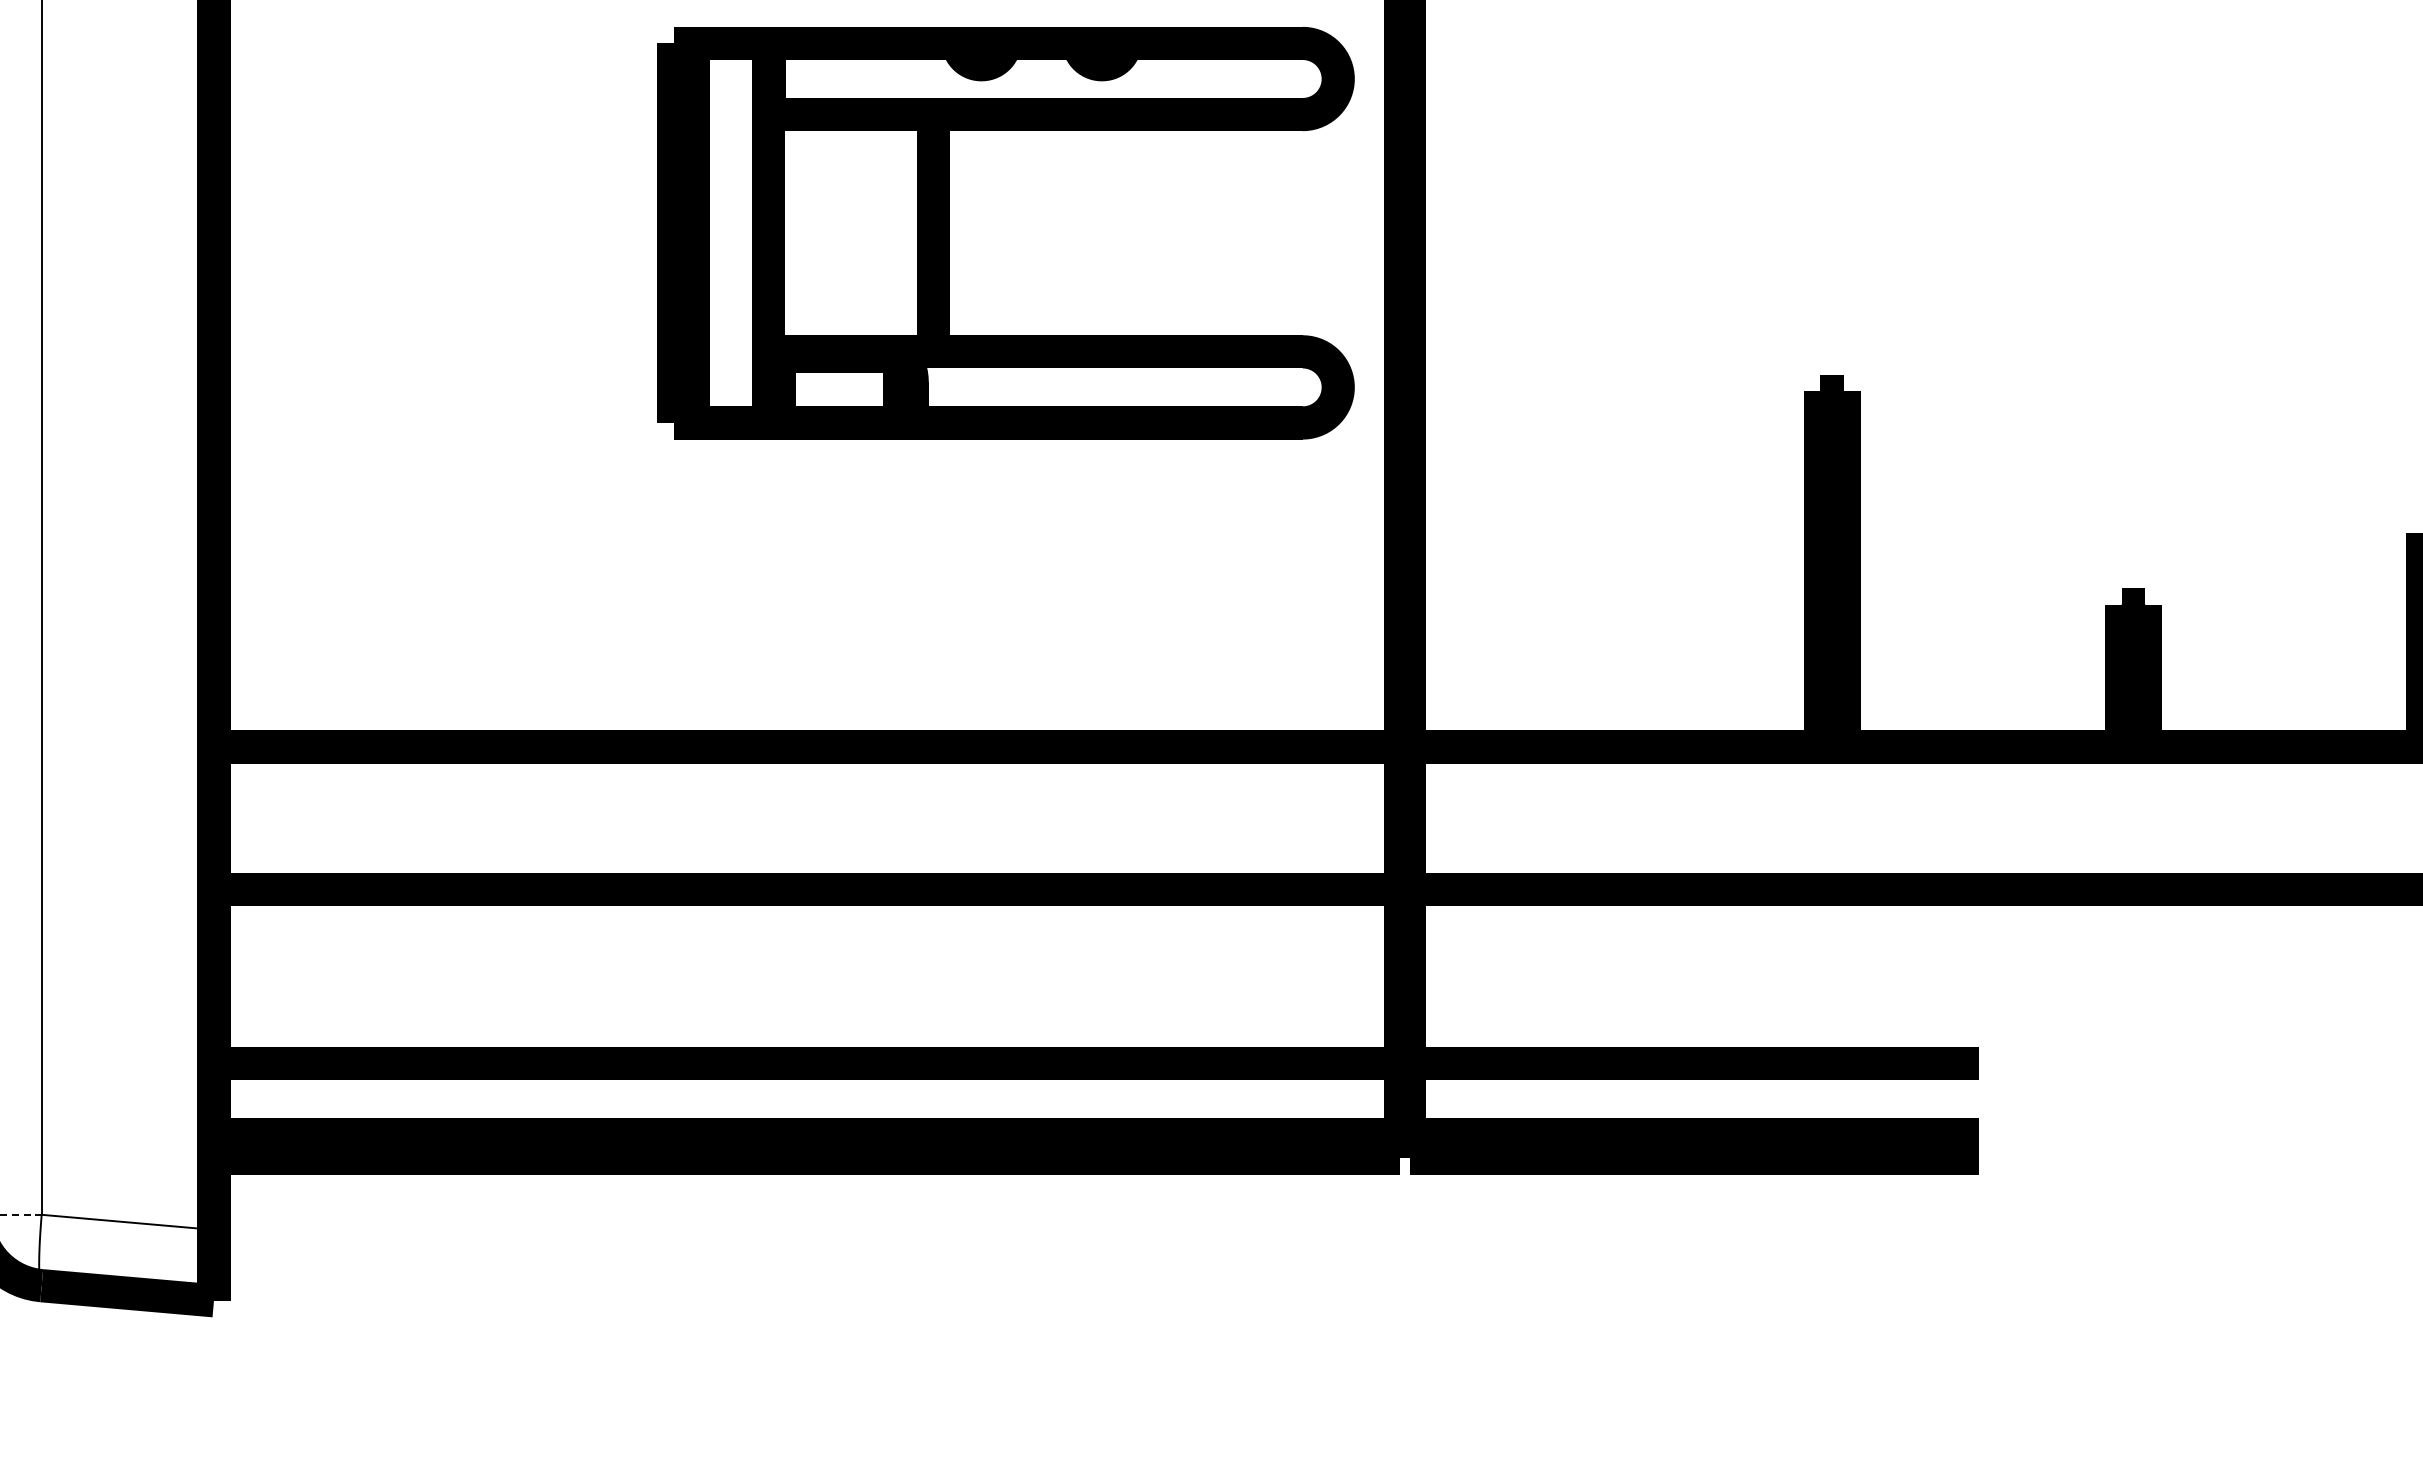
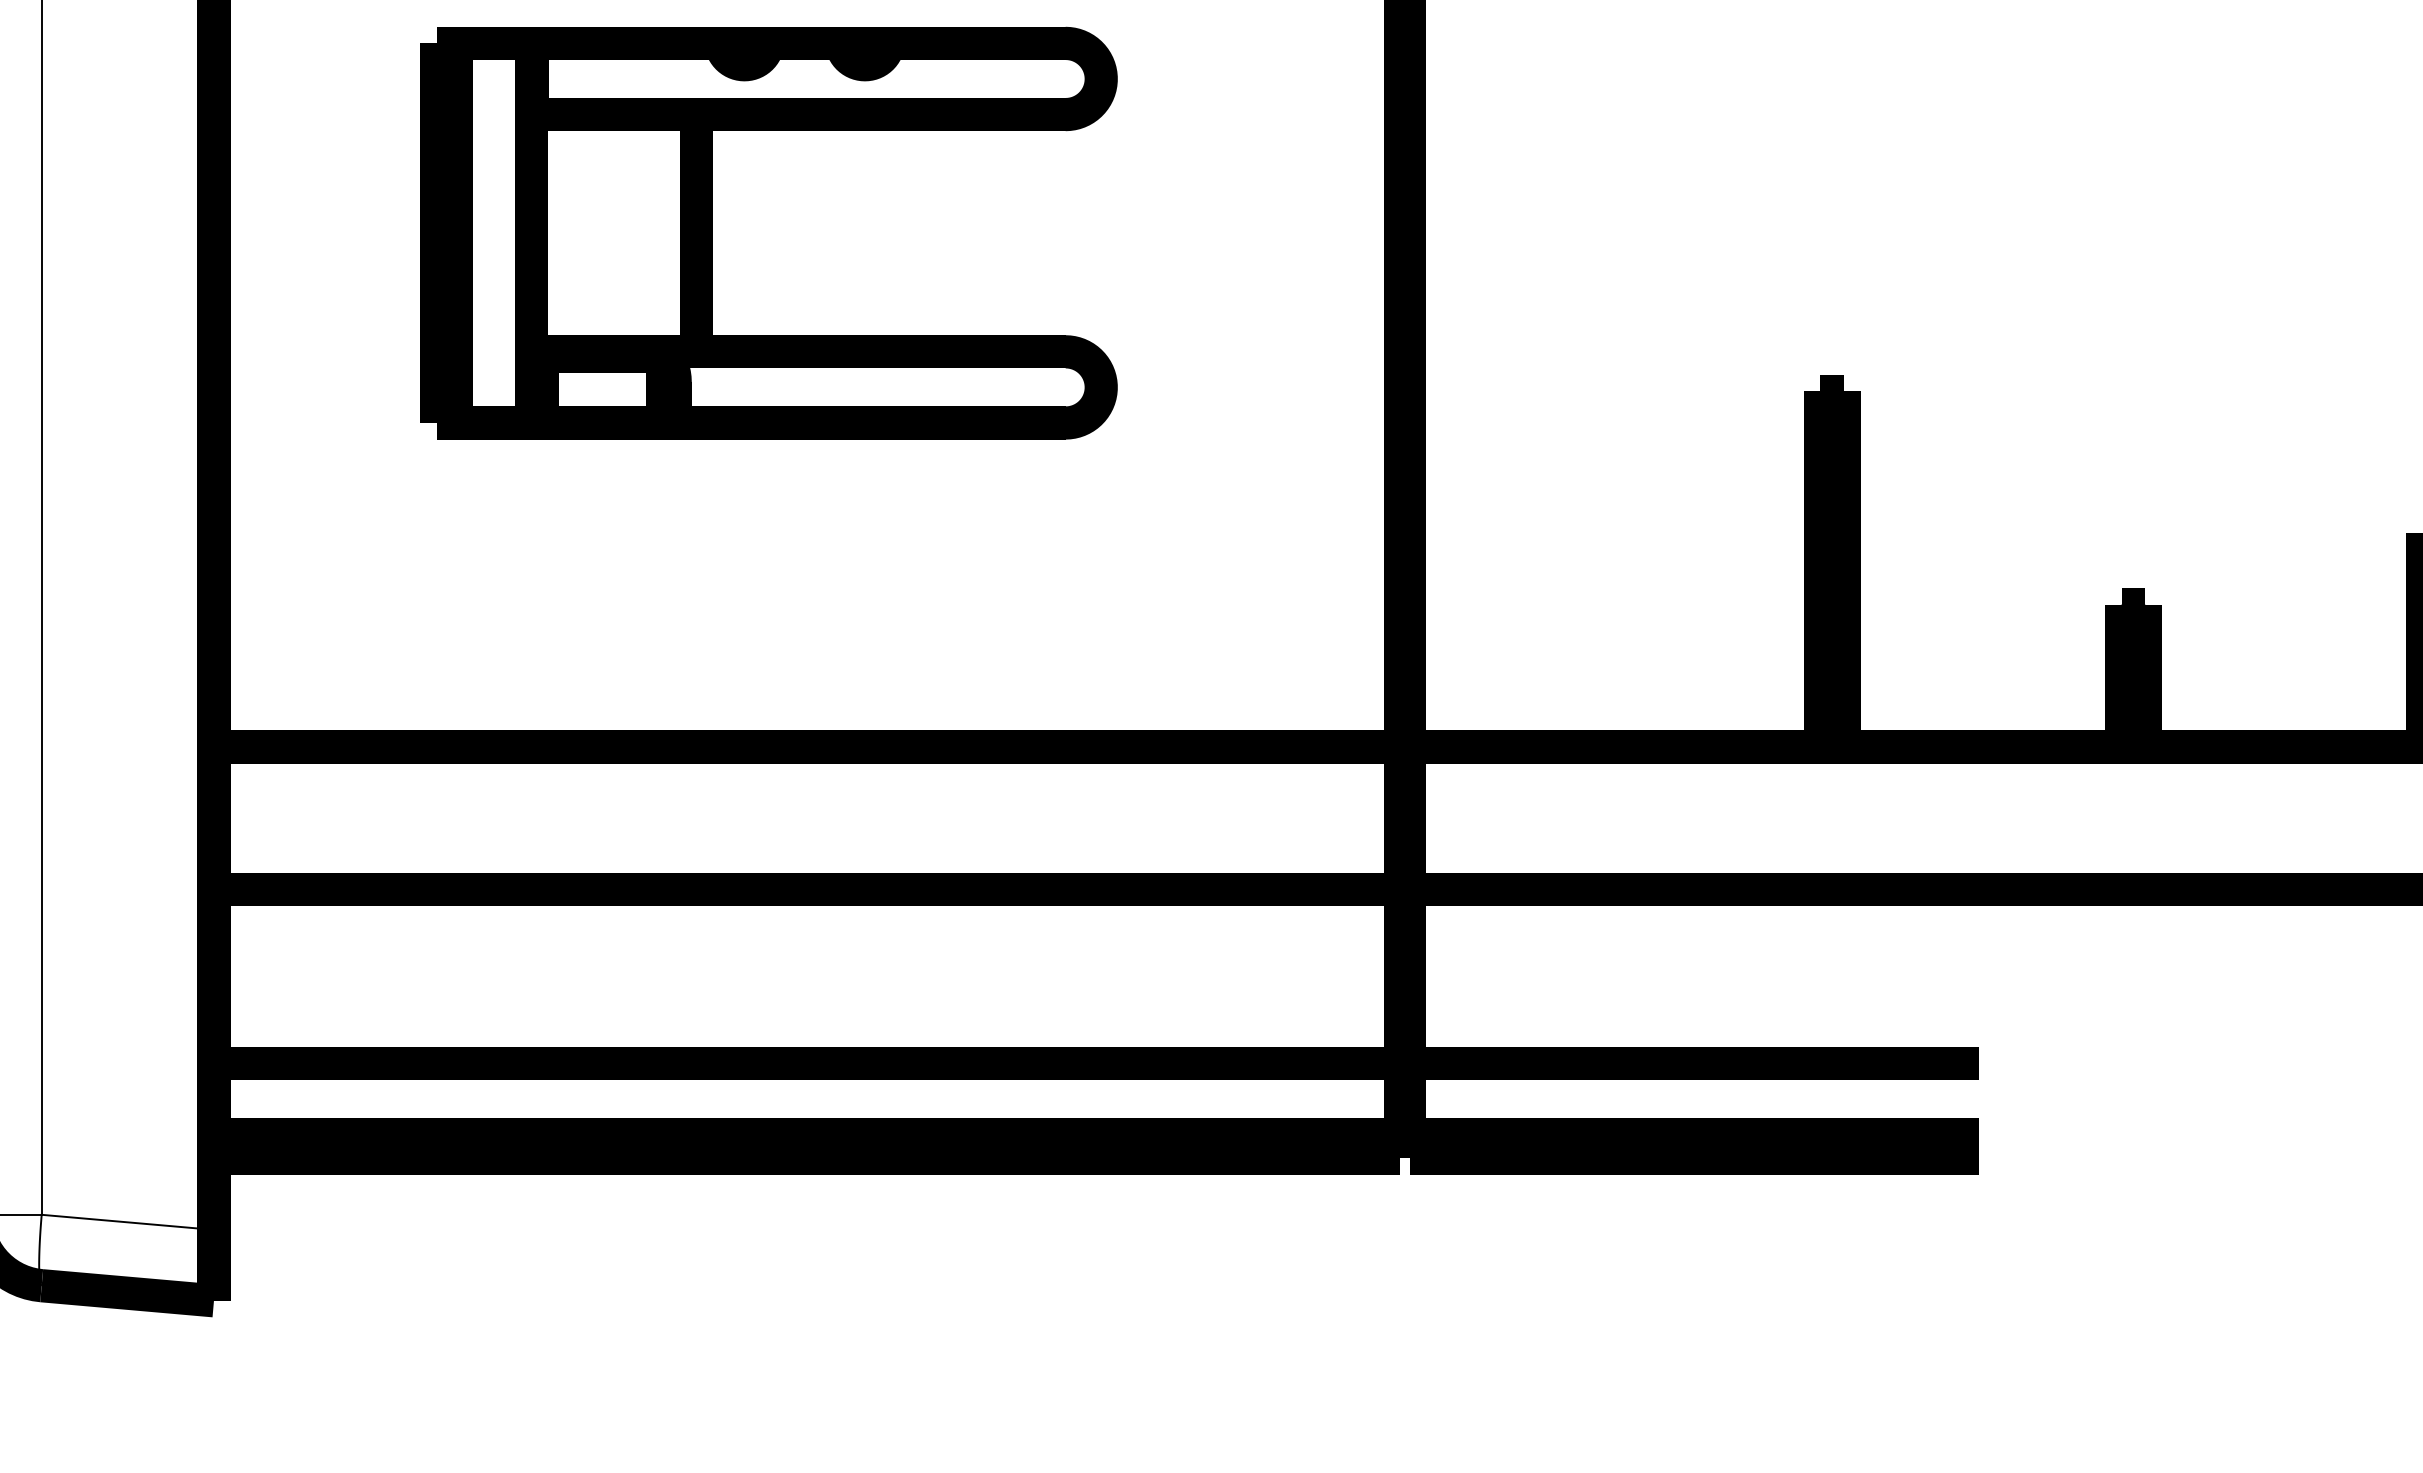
part position: (949, 232) -> (712, 232) (712, 232)
line: dashed -> solid (21, 1214)
